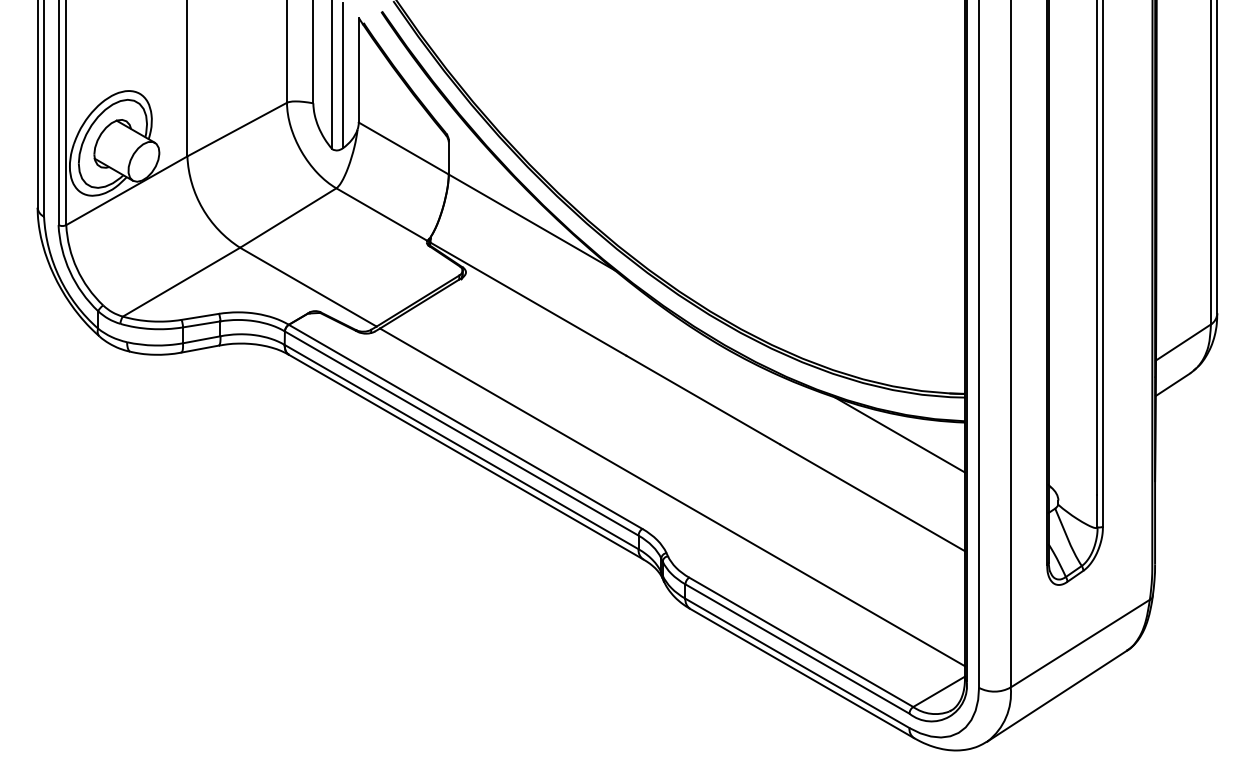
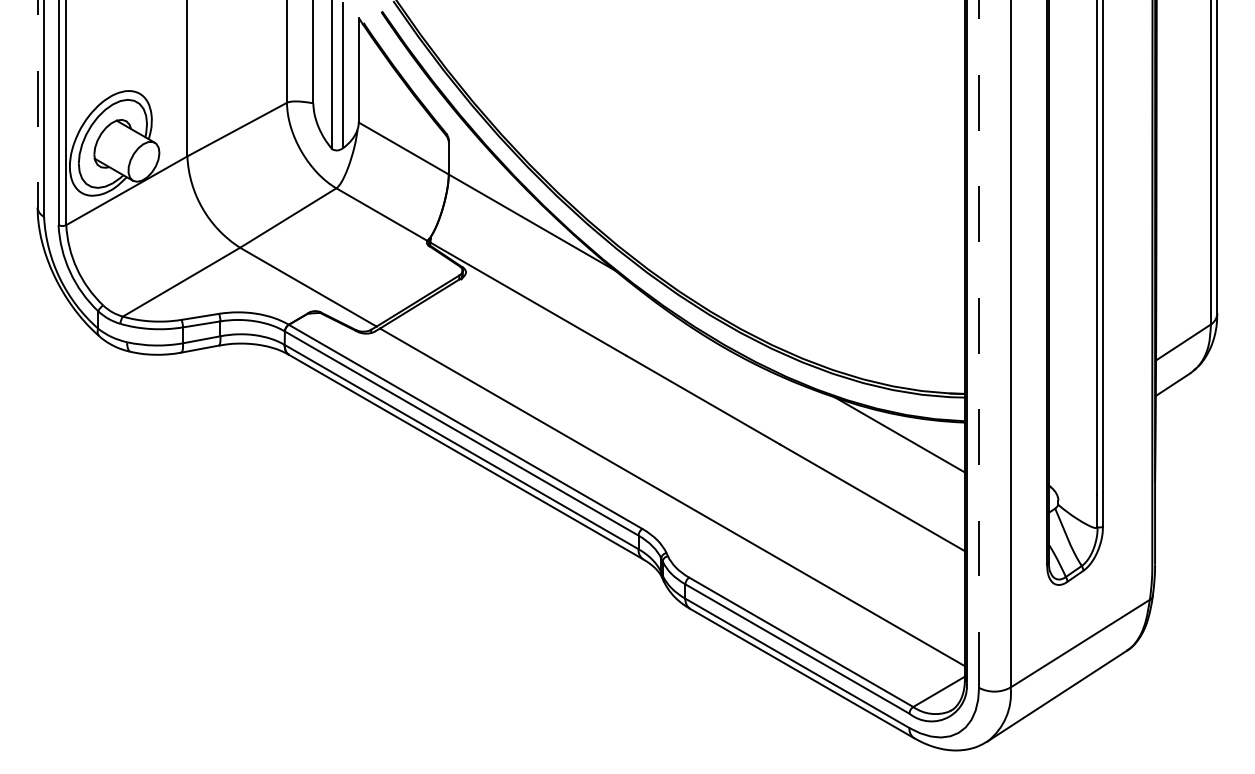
line: solid -> dashed (37, 103)
line: solid -> dashed (979, 344)
